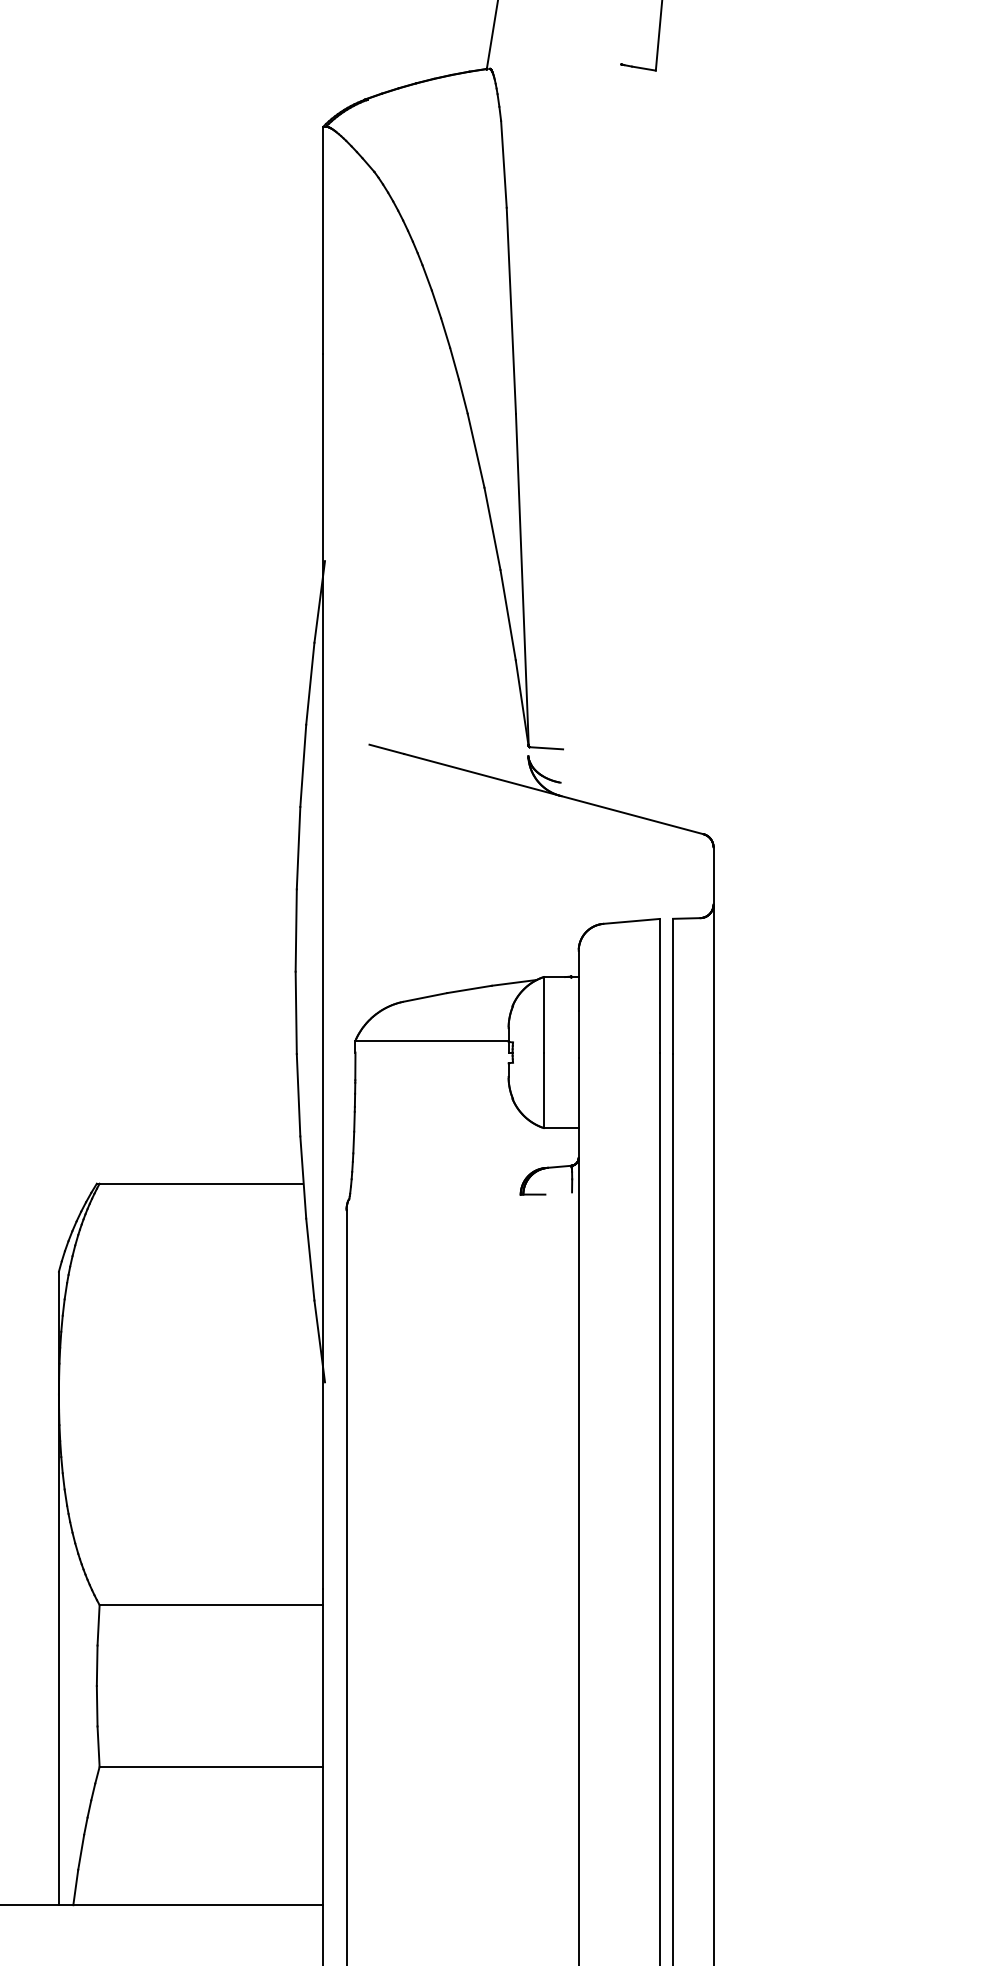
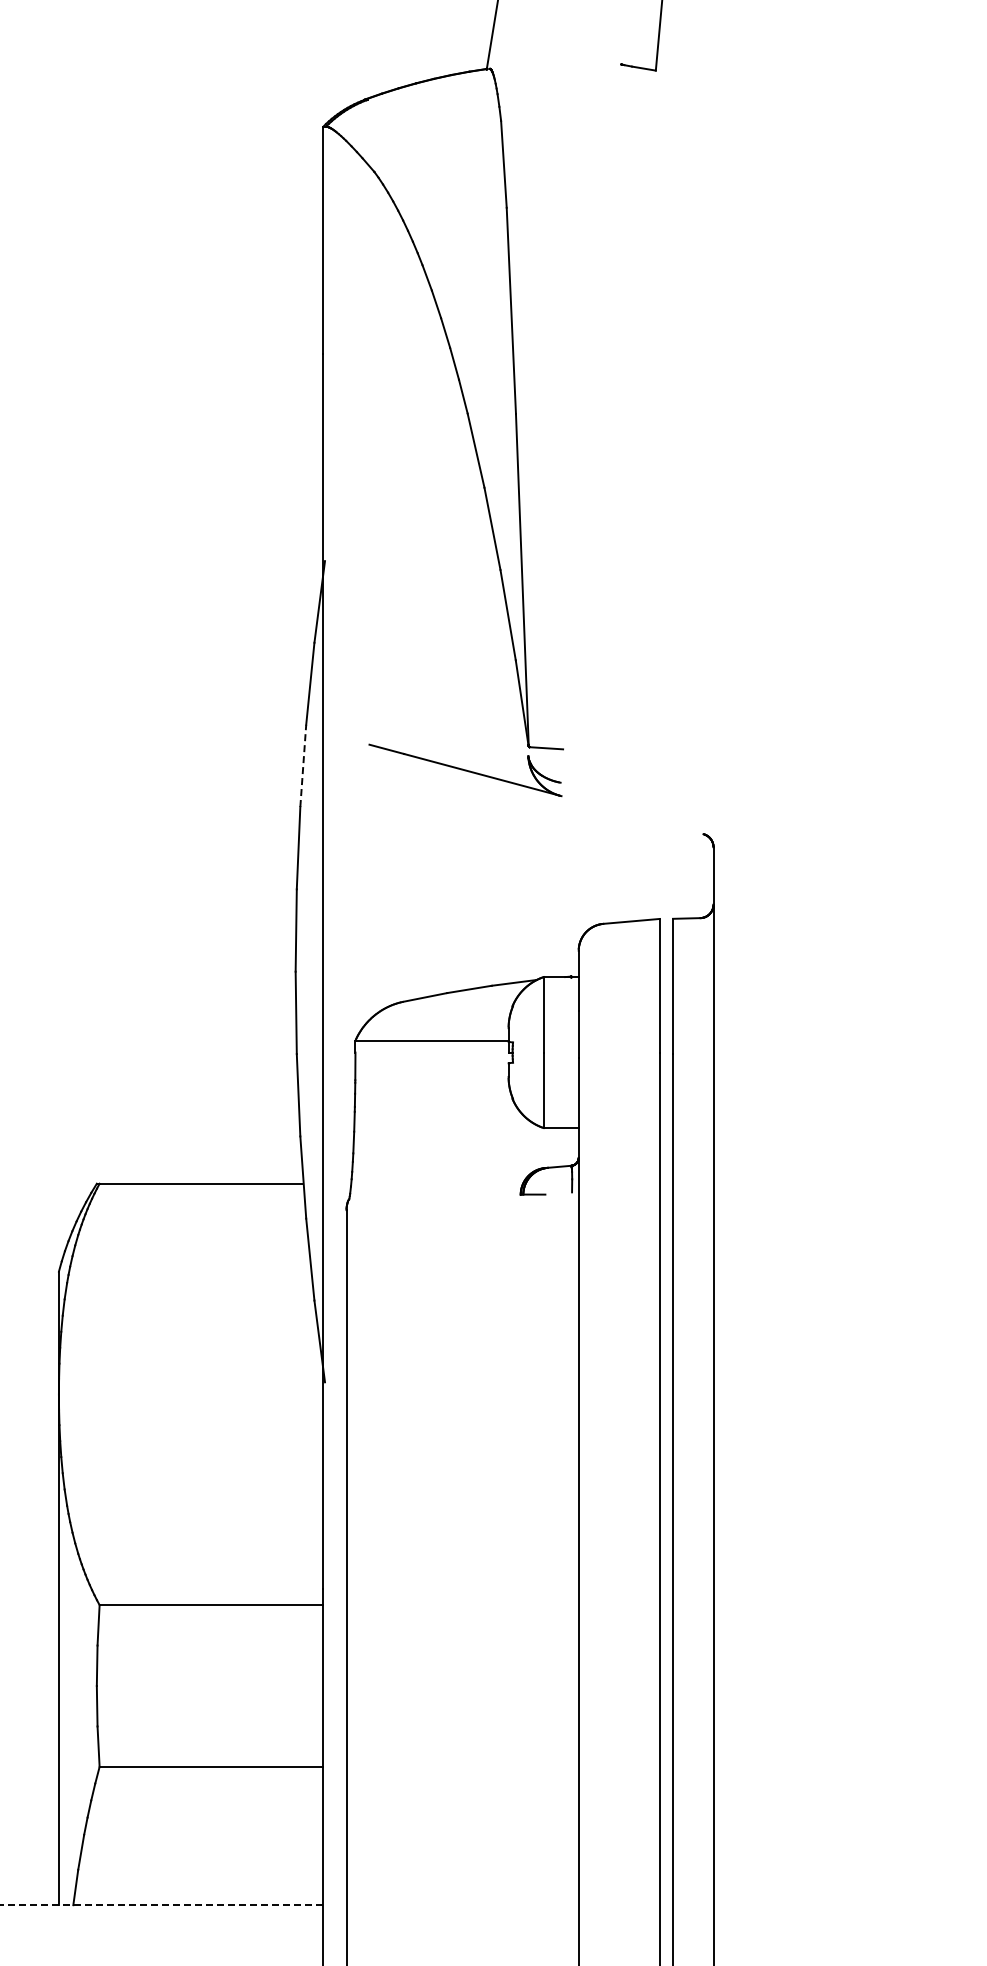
line: solid -> dashed (303, 765)
line: present -> none (632, 815)
line: solid -> dashed (161, 1905)
